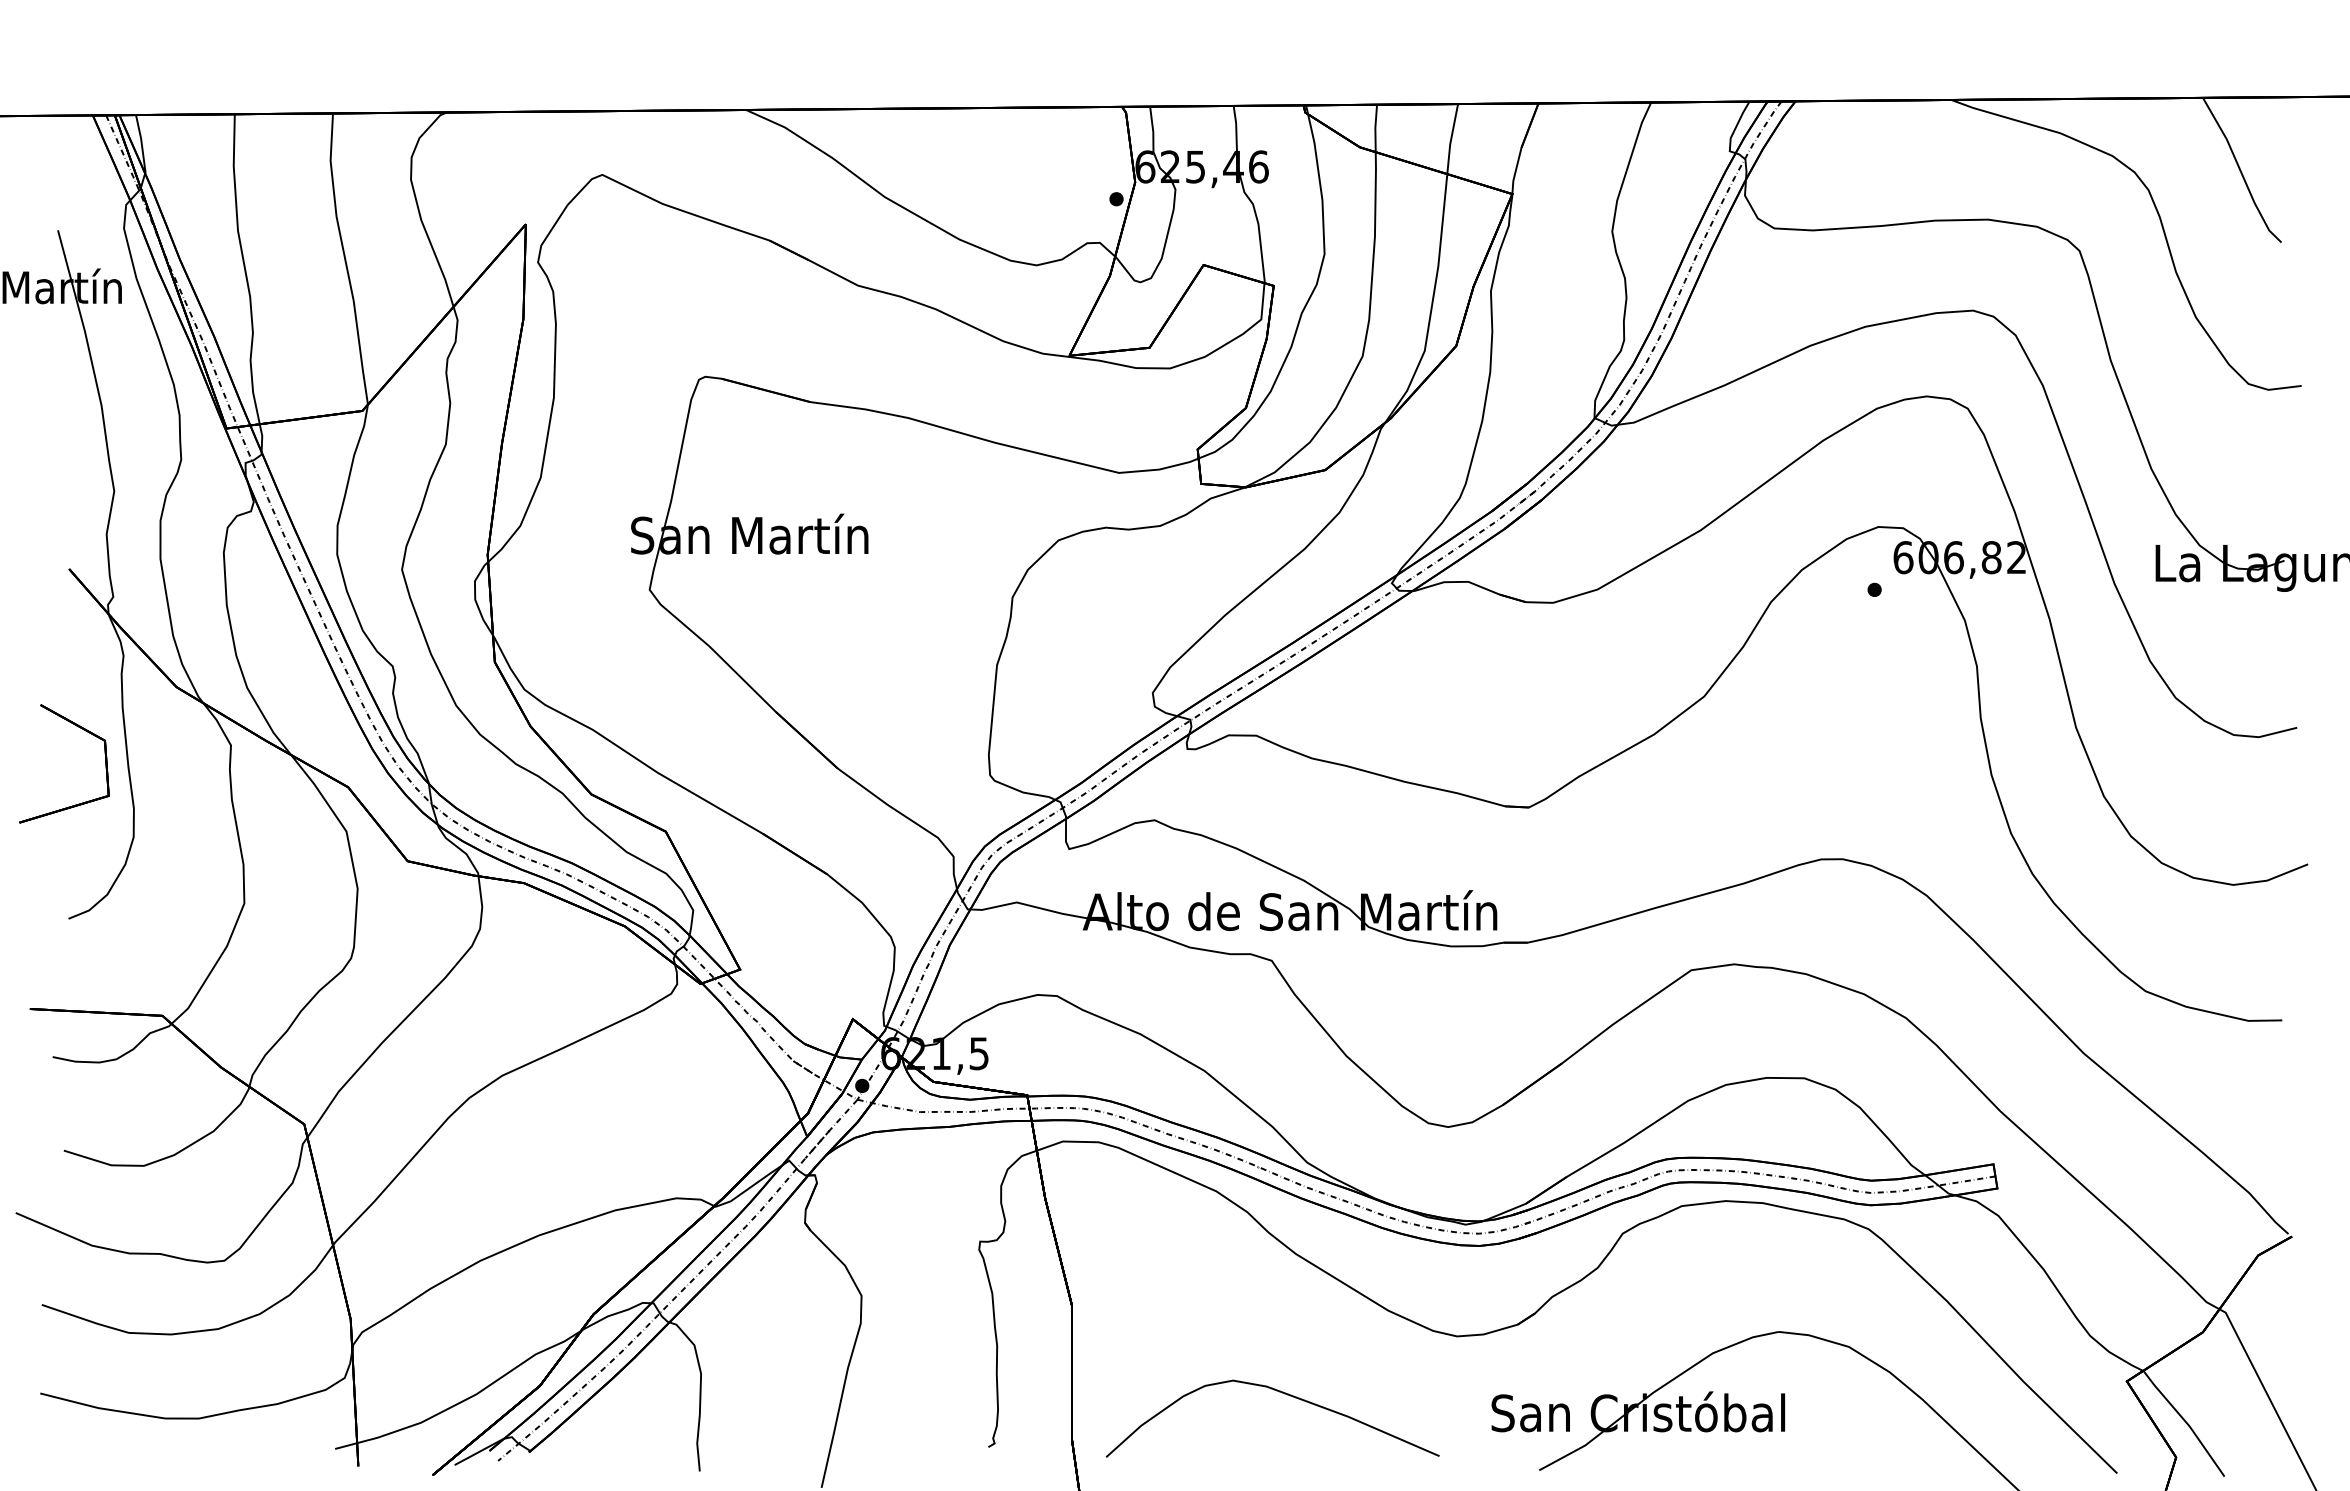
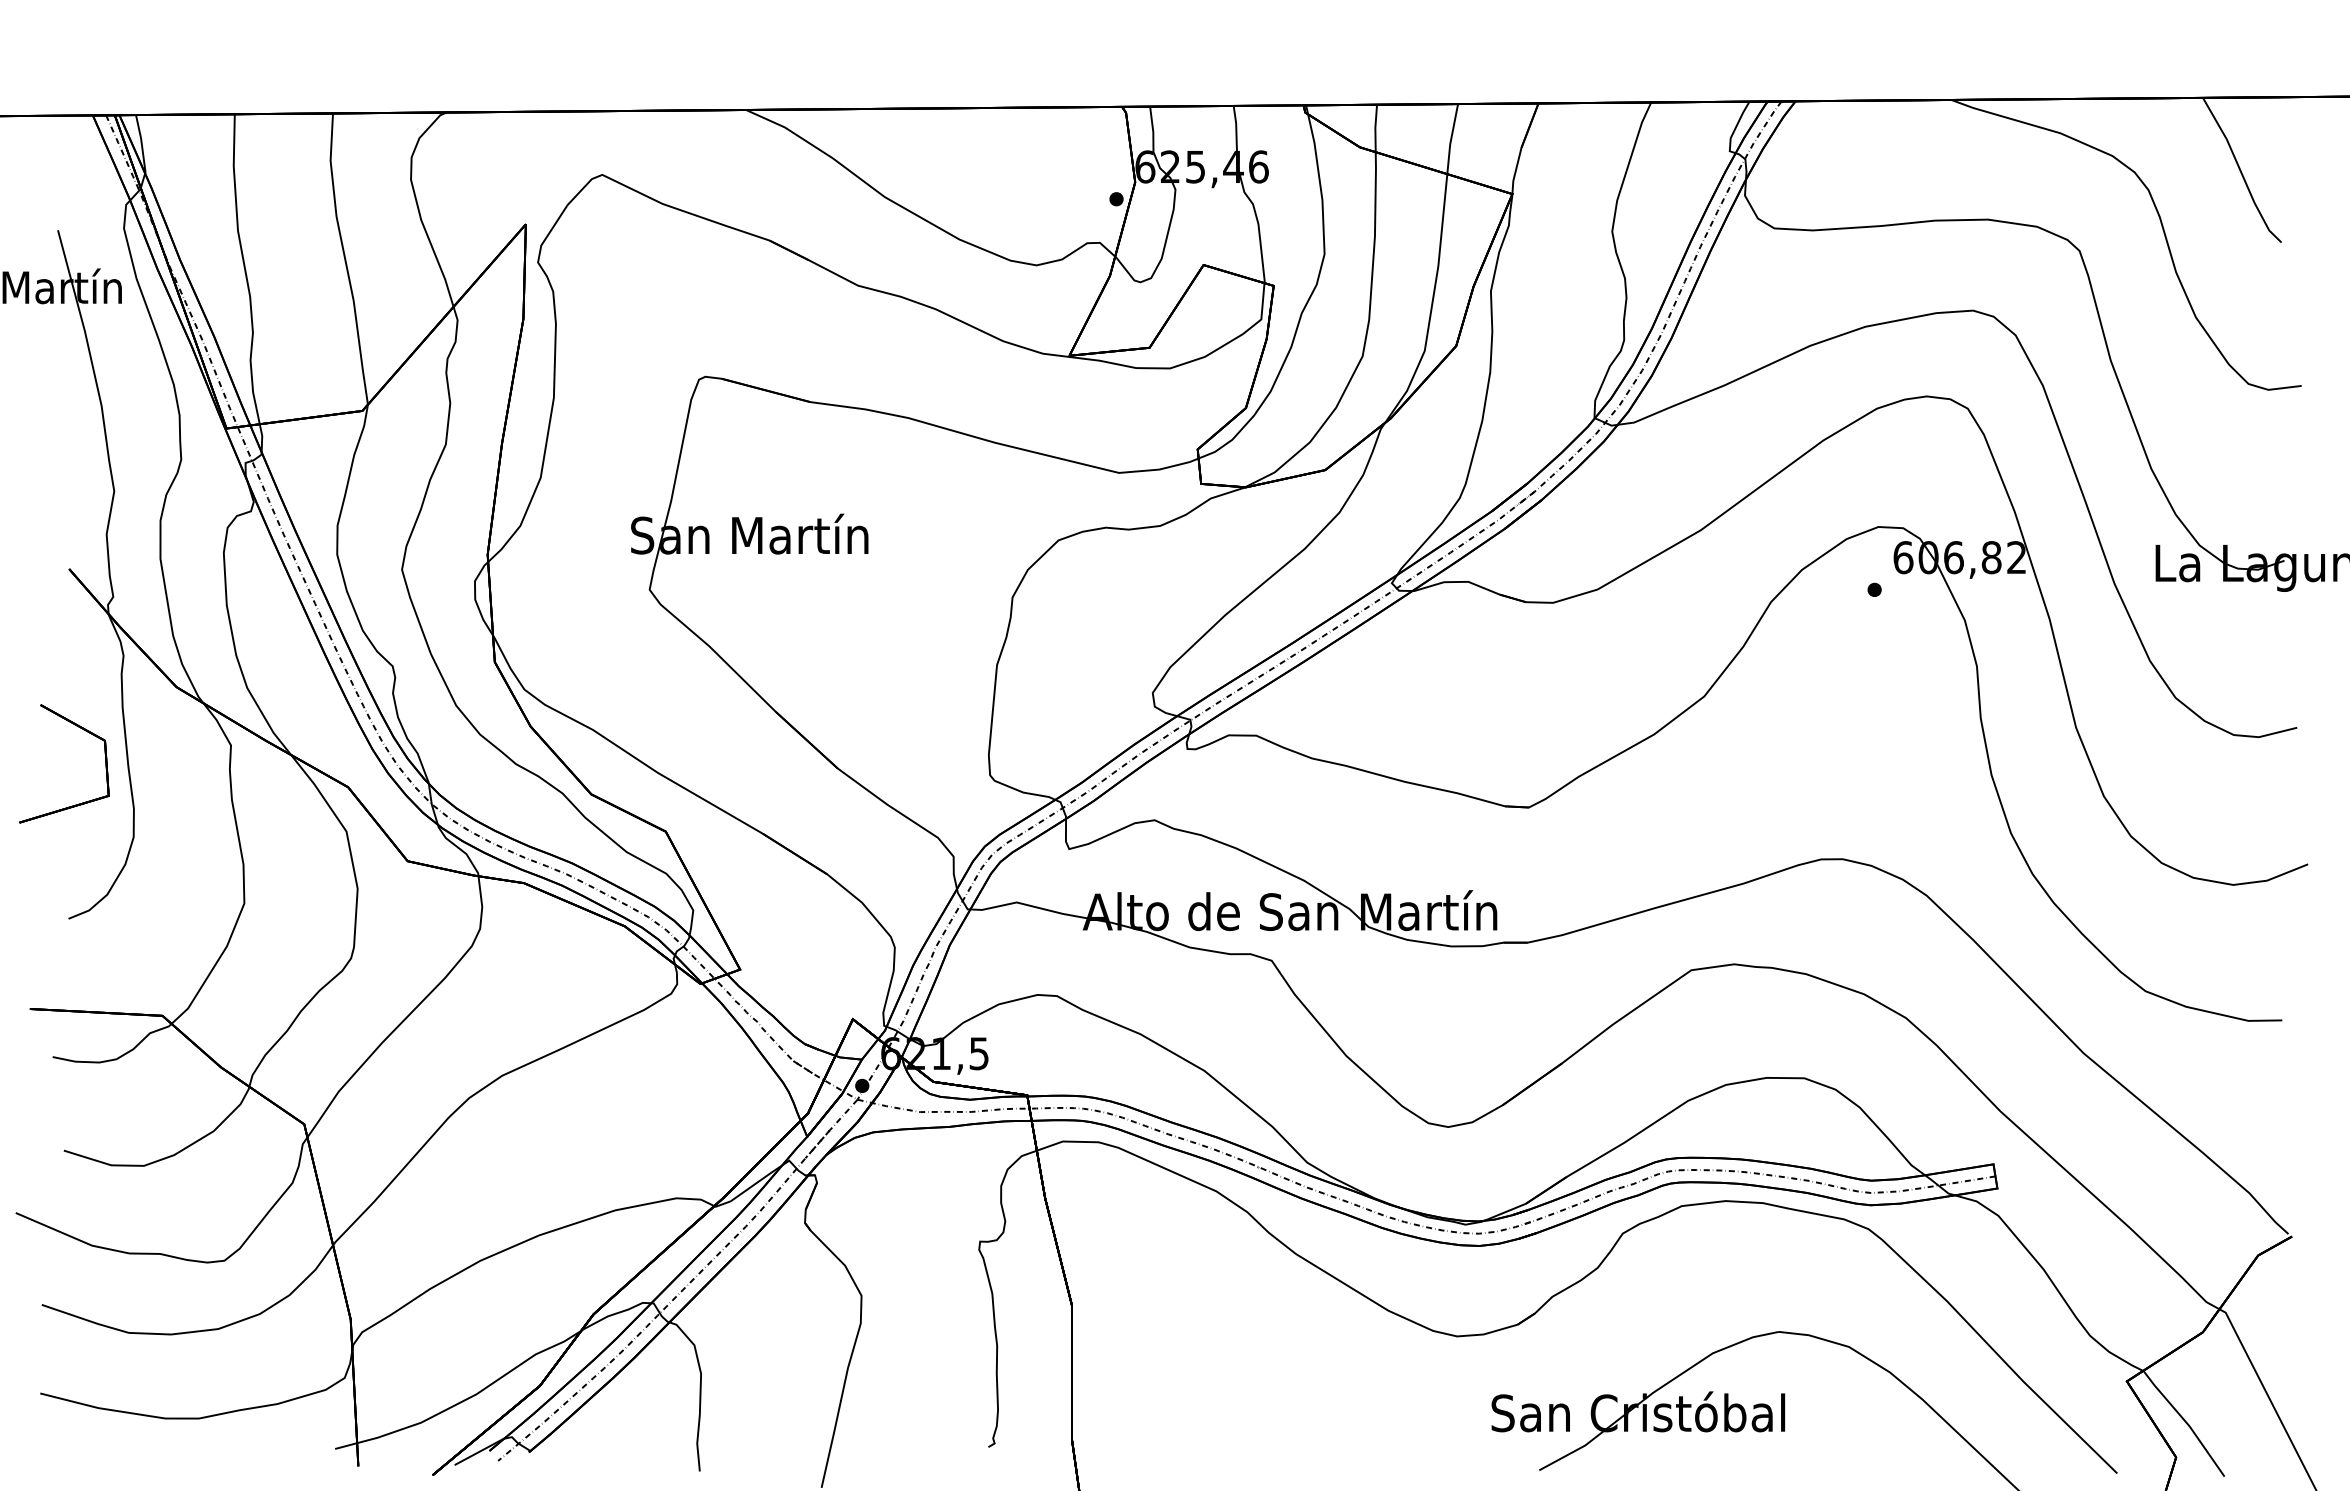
curve: present -> none (1284, 1394)
